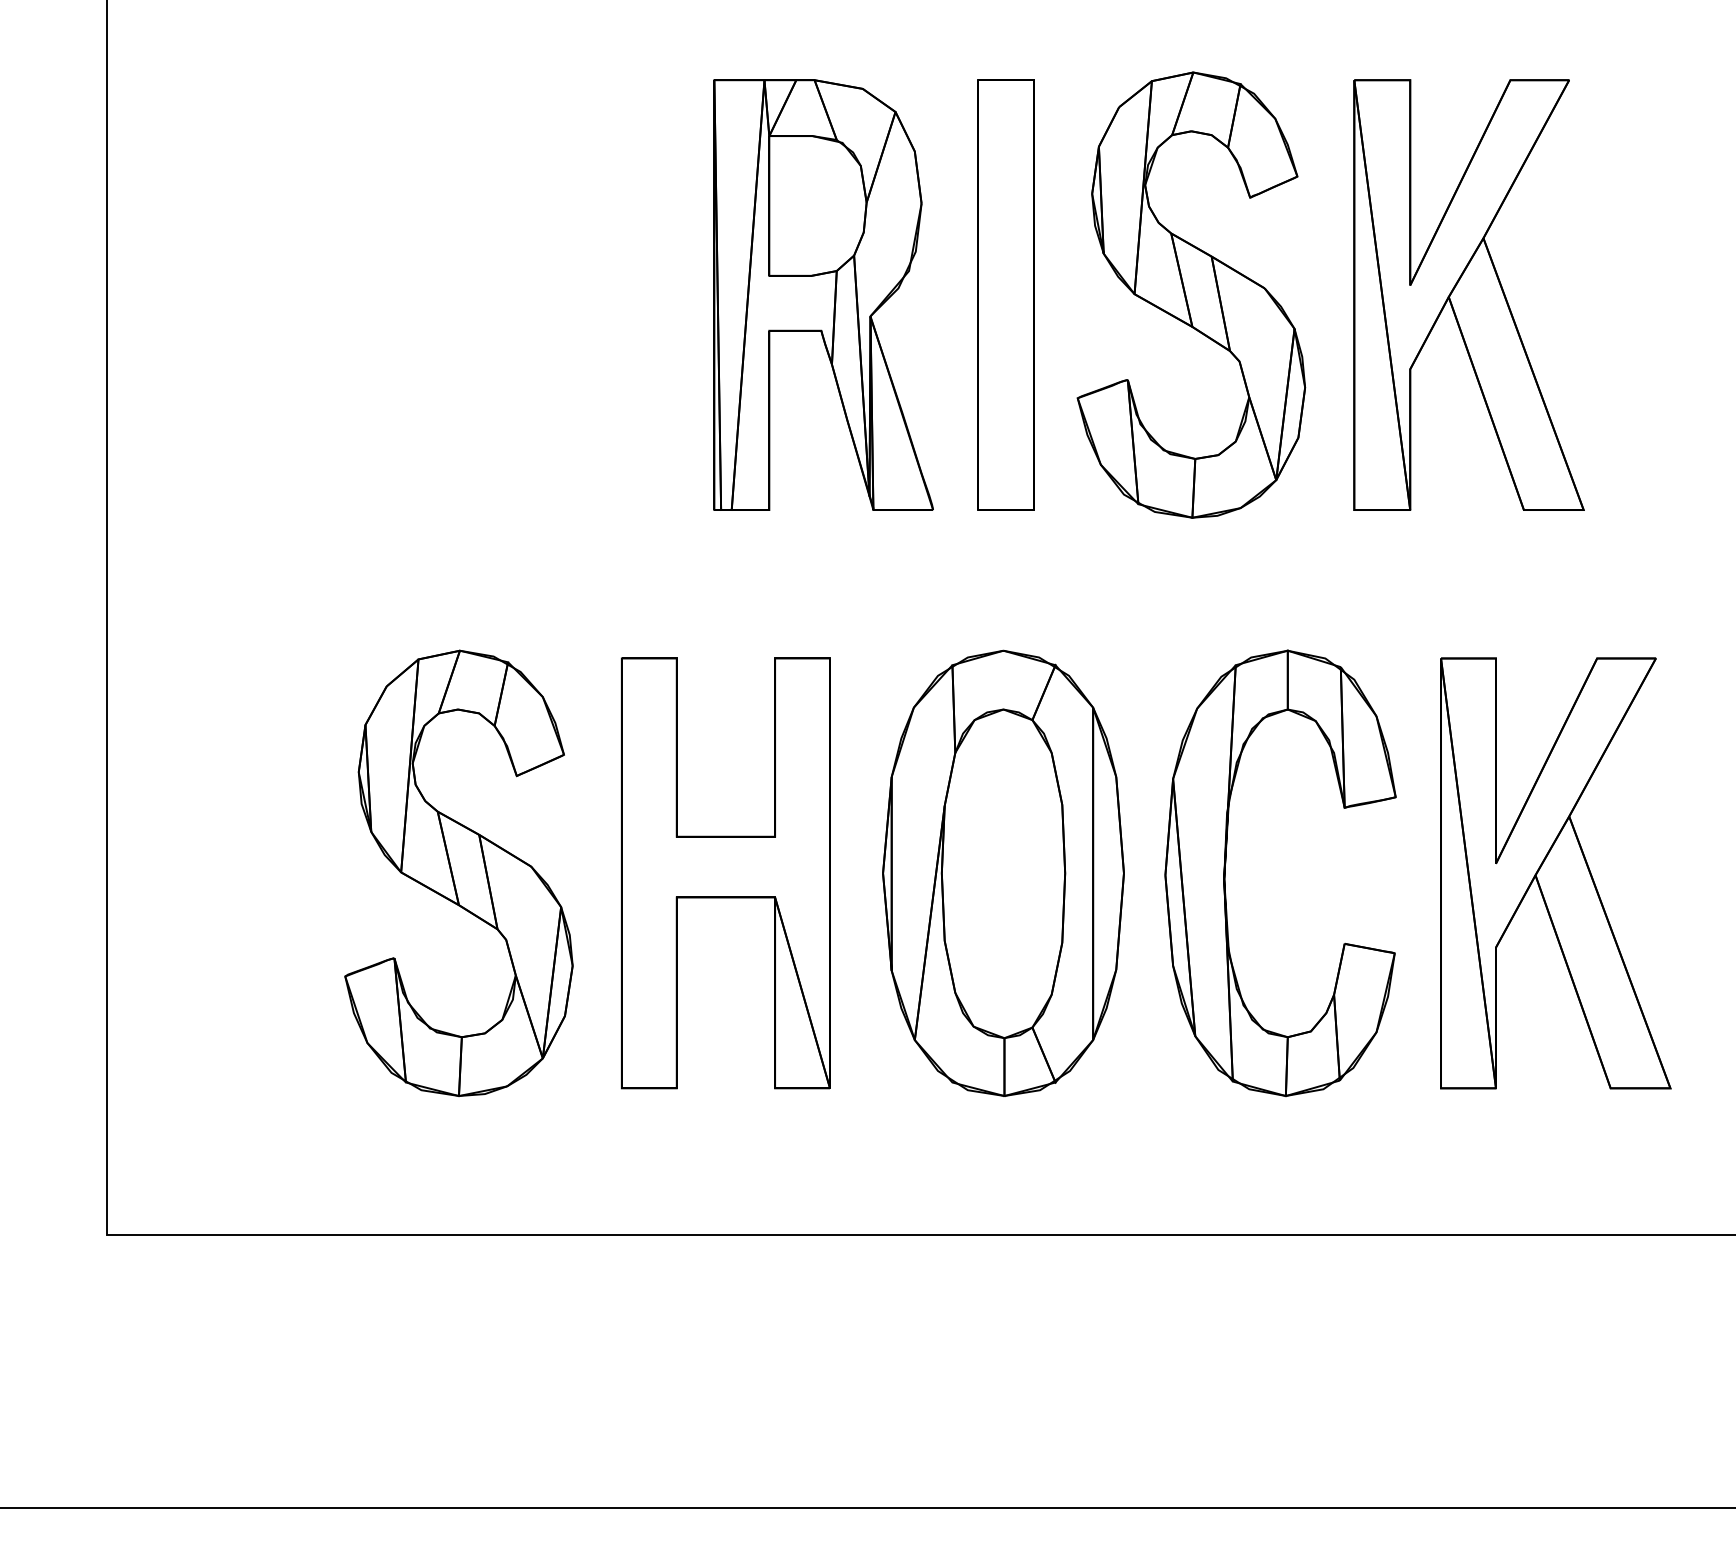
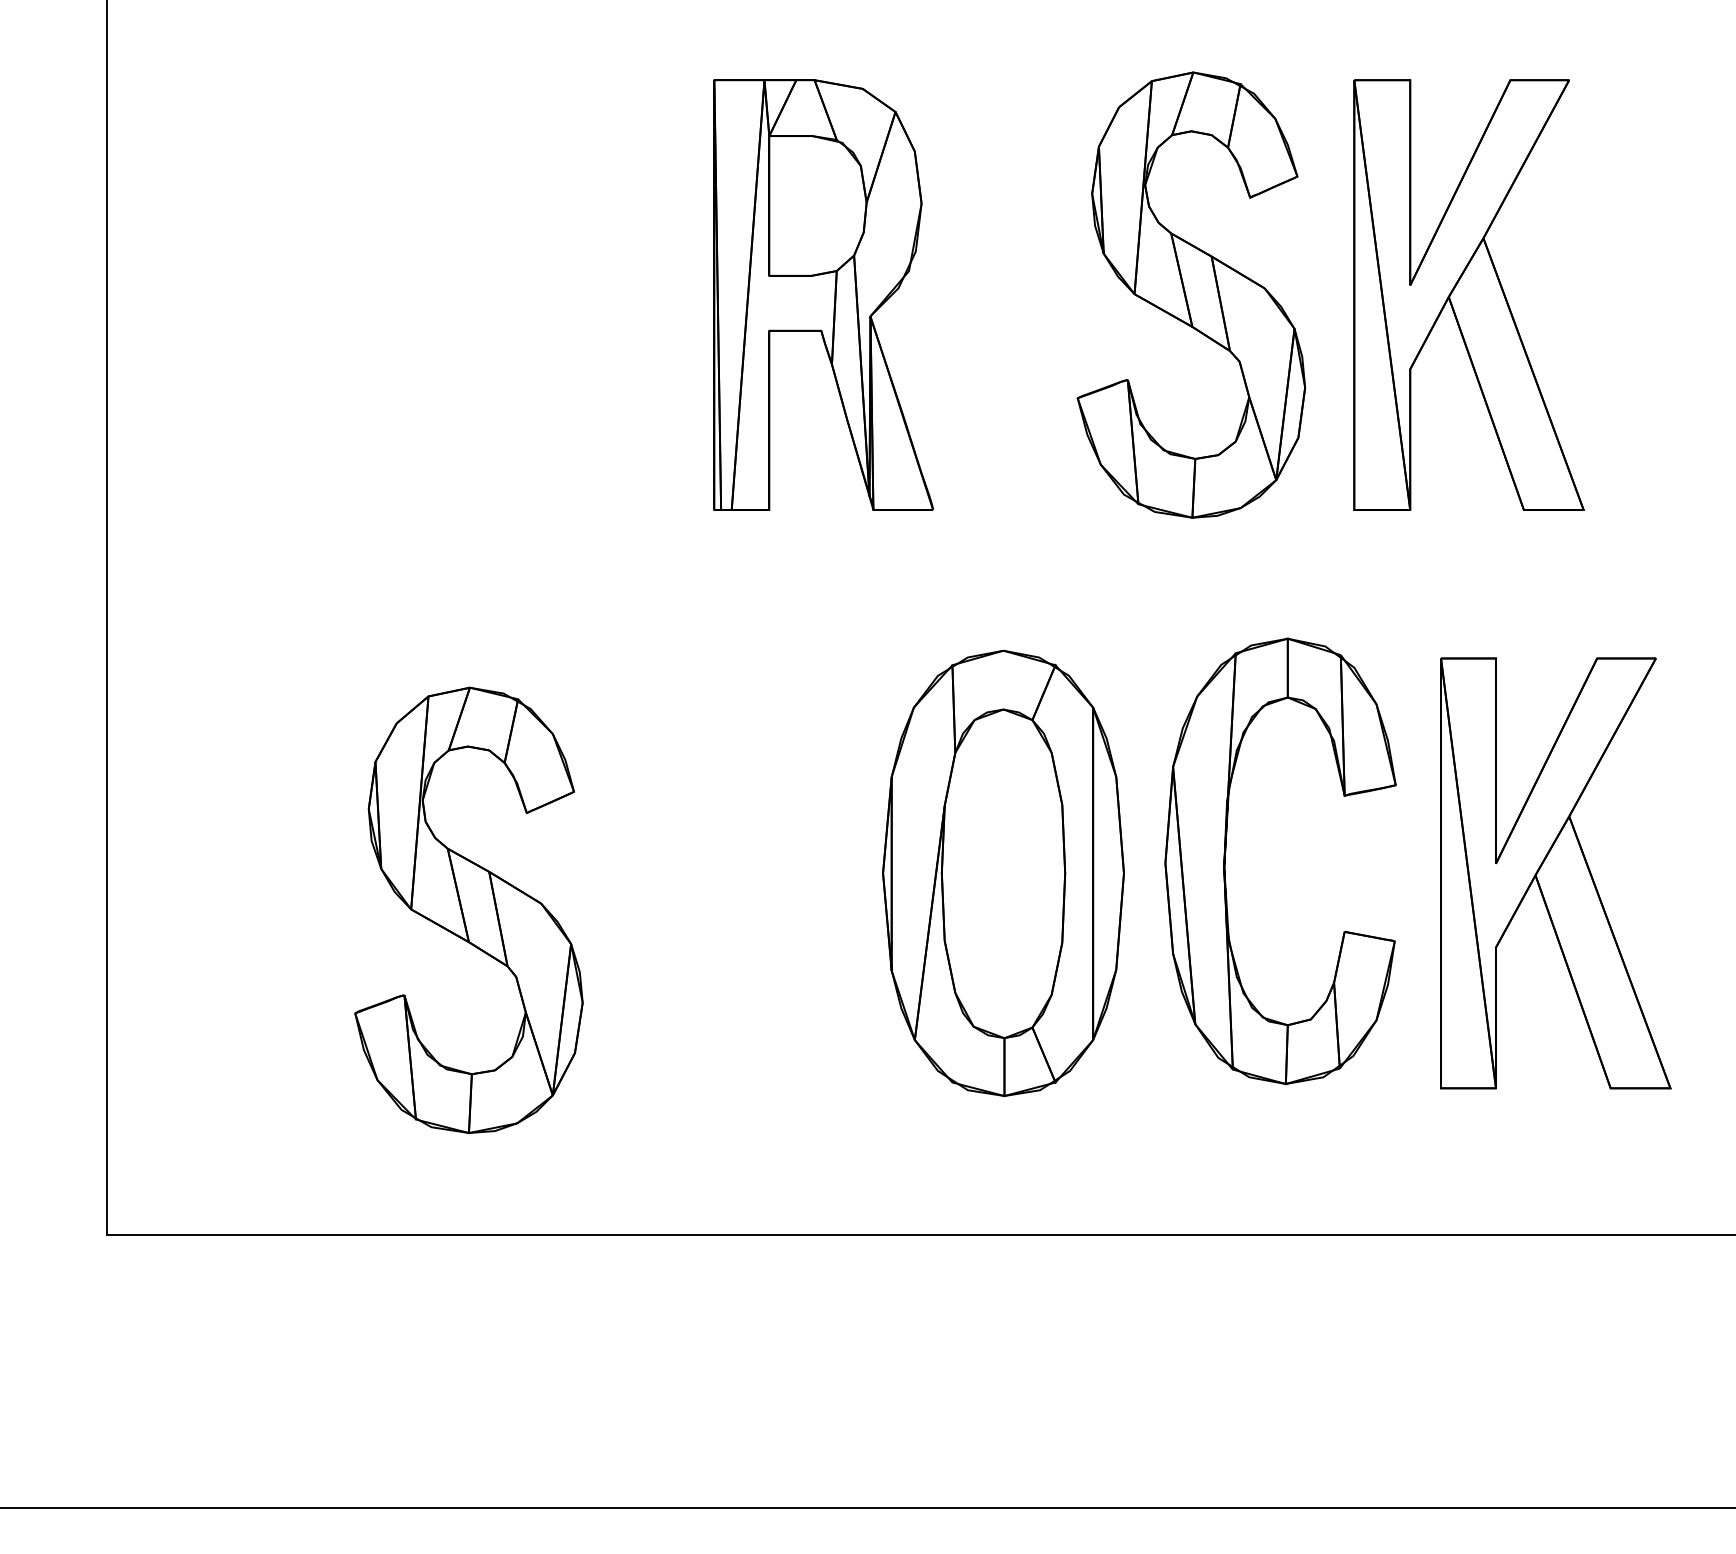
part: present -> none (1005, 294)
part position: (1226, 863) -> (1226, 851) (1226, 851)
part position: (458, 872) -> (468, 909) (468, 909)
part: present -> none (725, 873)
